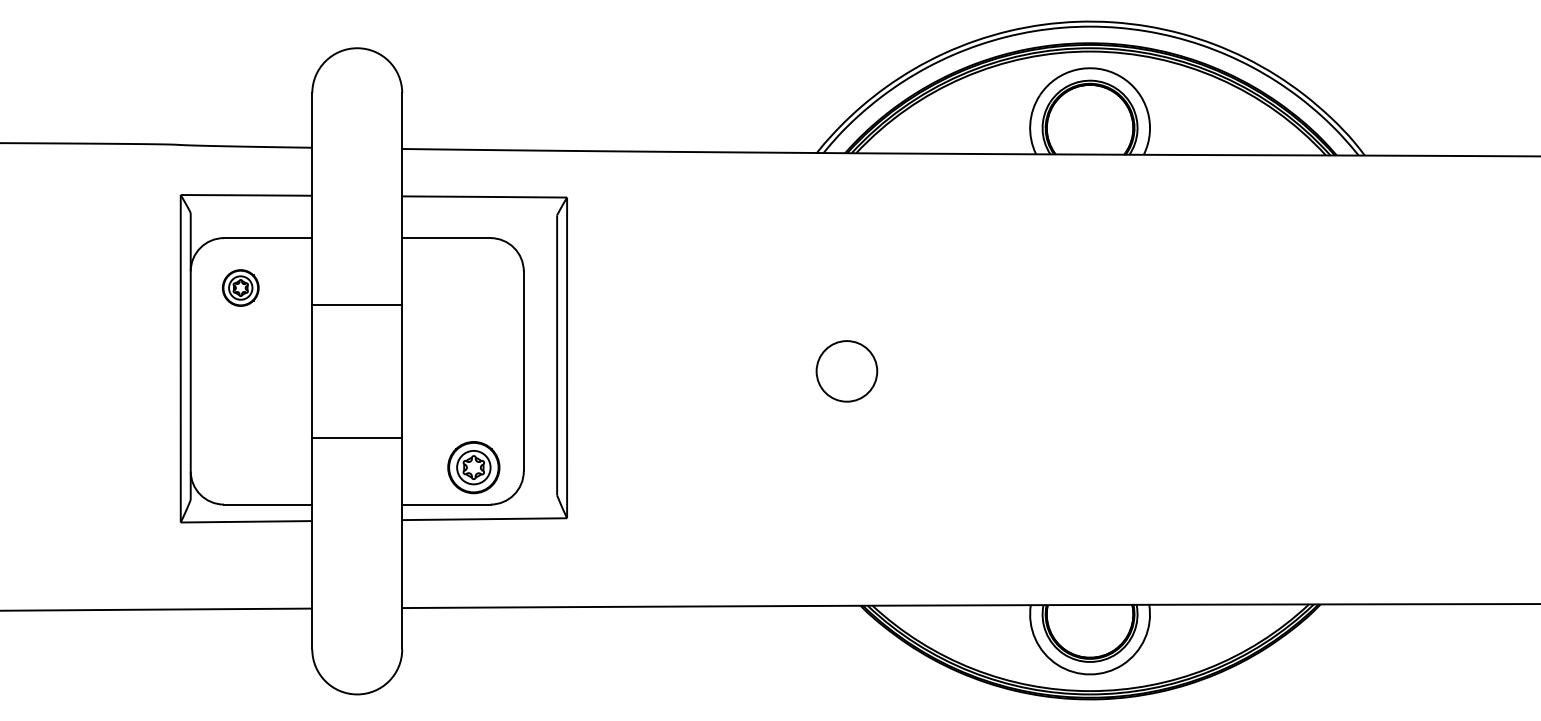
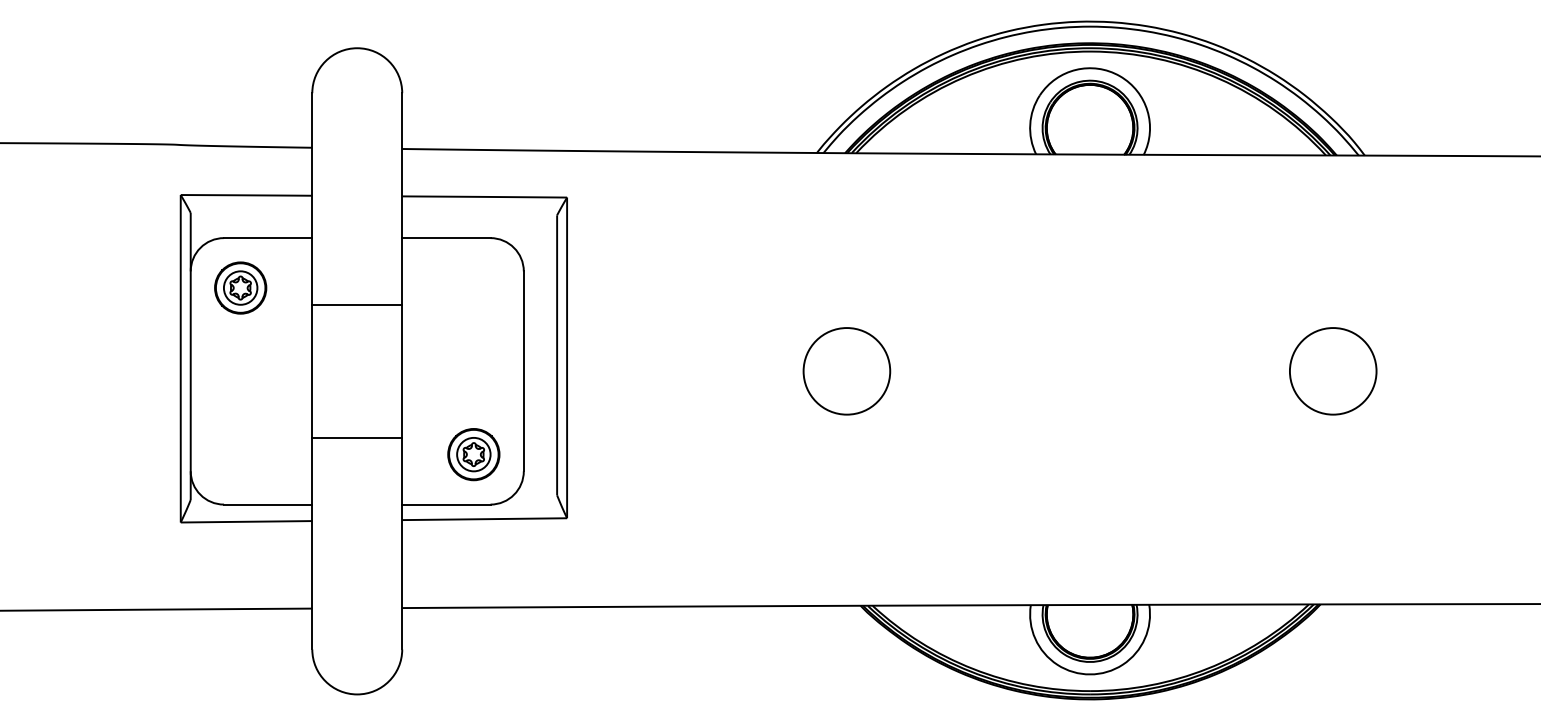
part size: 38x38 px -> 54x54 px (240, 287)
circle size: 64x63 px -> 90x89 px (846, 371)
circle: none -> present (1333, 371)
part position: (473, 467) -> (473, 454) (473, 454)
